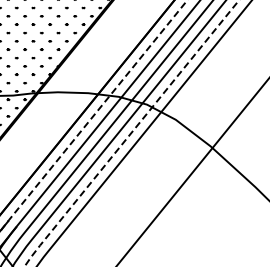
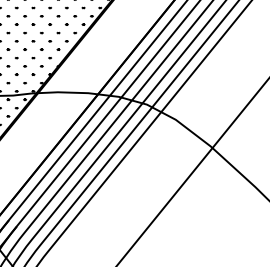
line: dashed -> solid (92, 117)
line: dashed -> solid (130, 134)
